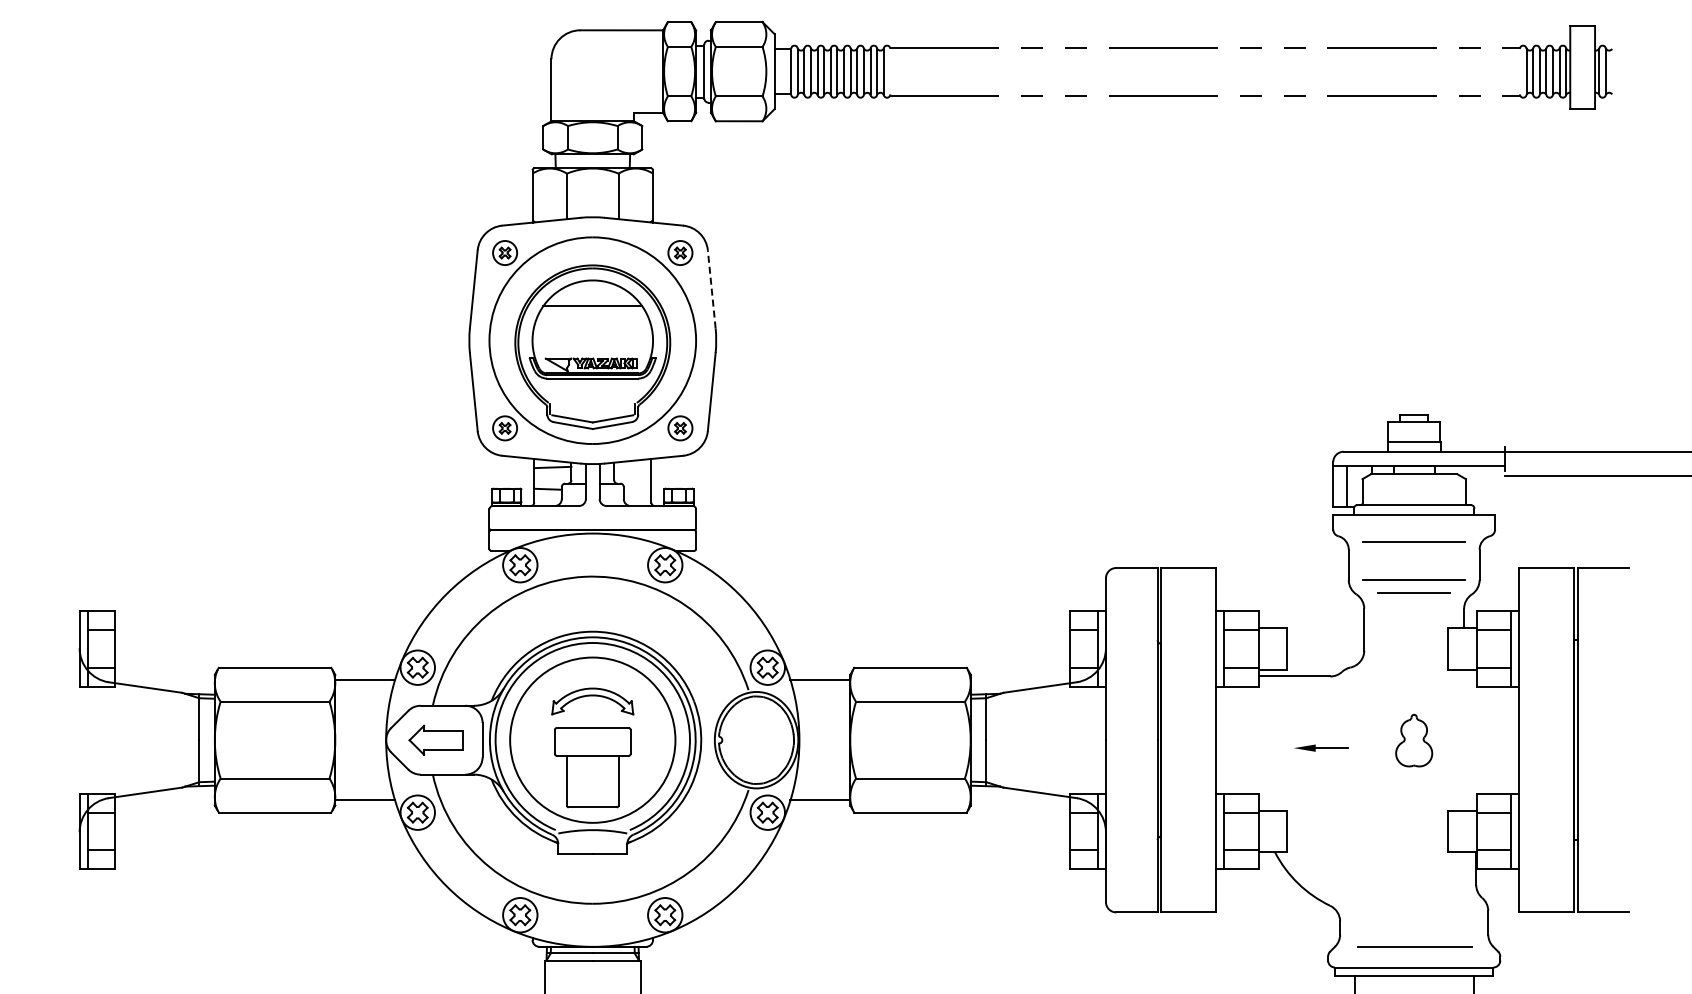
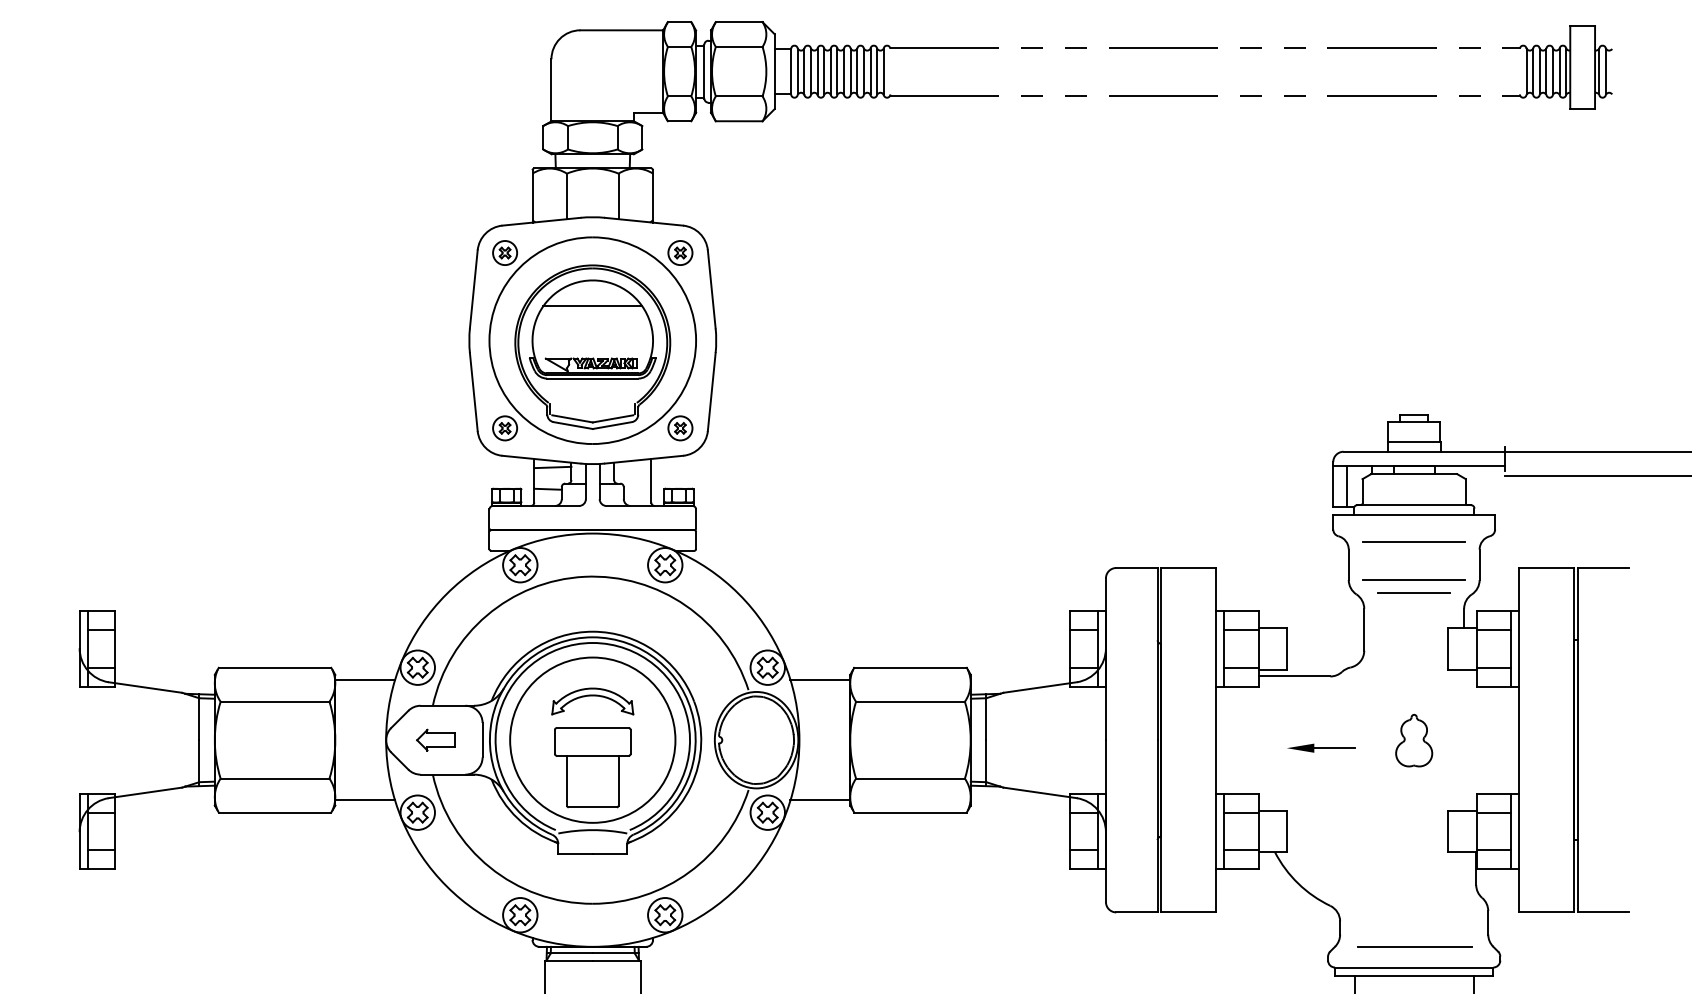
line: dashed -> solid (711, 288)
part size: 56x32 px -> 40x24 px (435, 739)
part size: 55x8 px -> 69x10 px (1321, 747)
